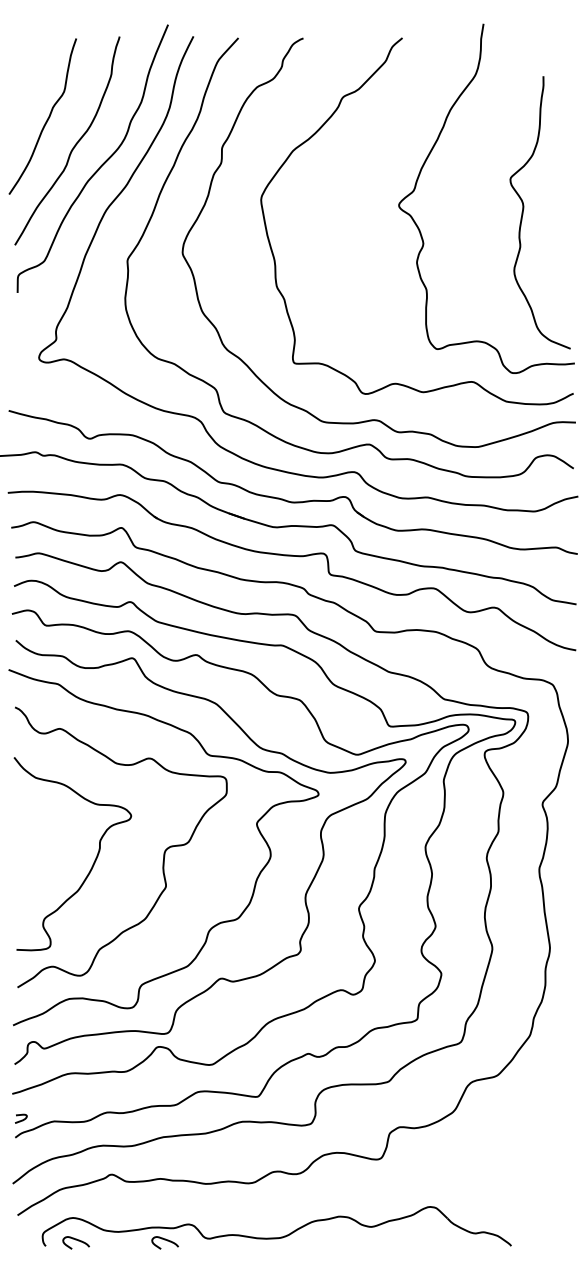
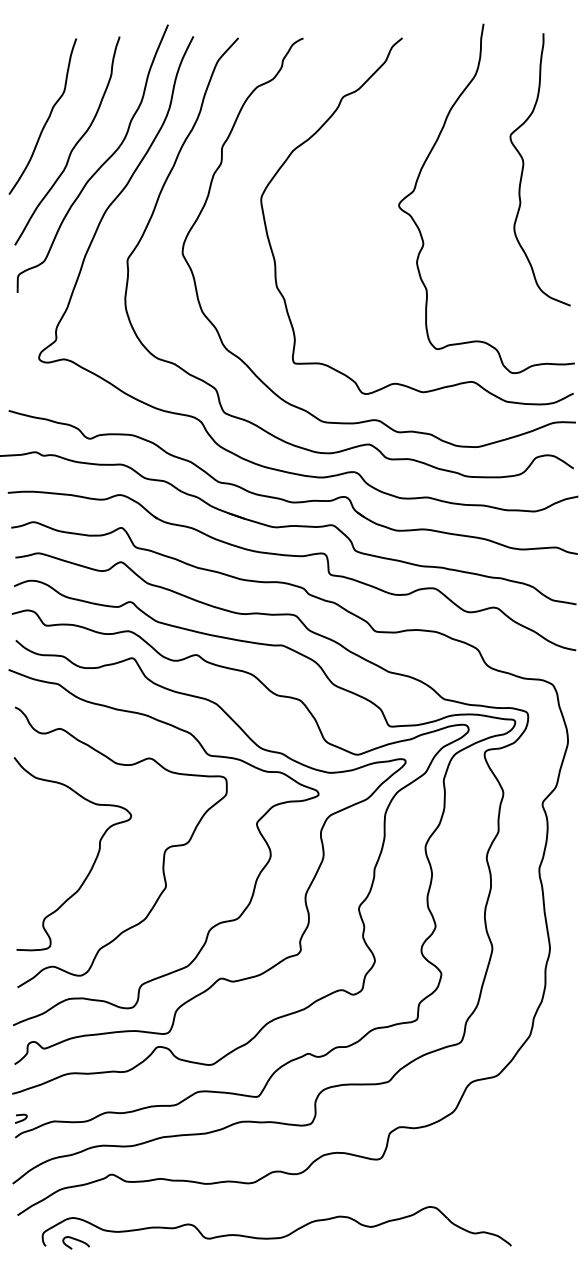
curve position: (524, 208) -> (524, 165) (524, 165)
curve: present -> none (164, 1240)
